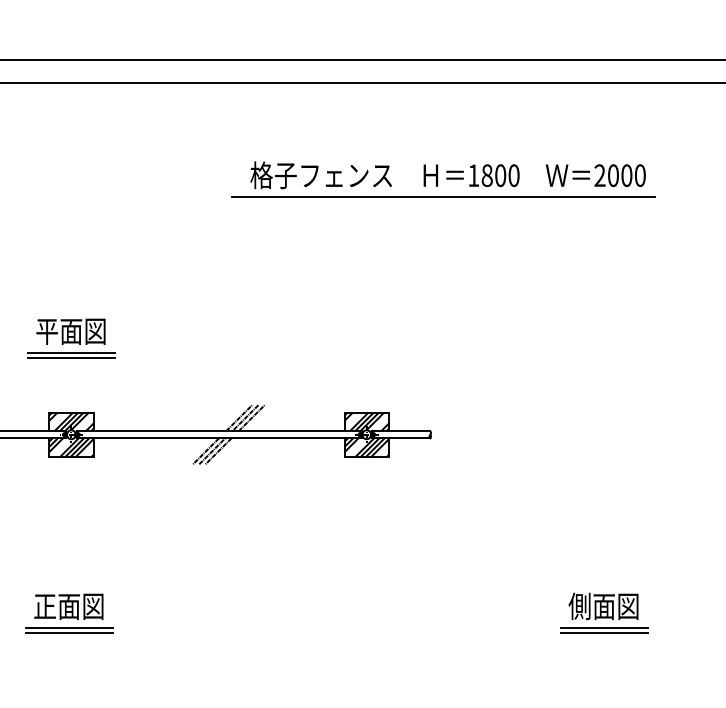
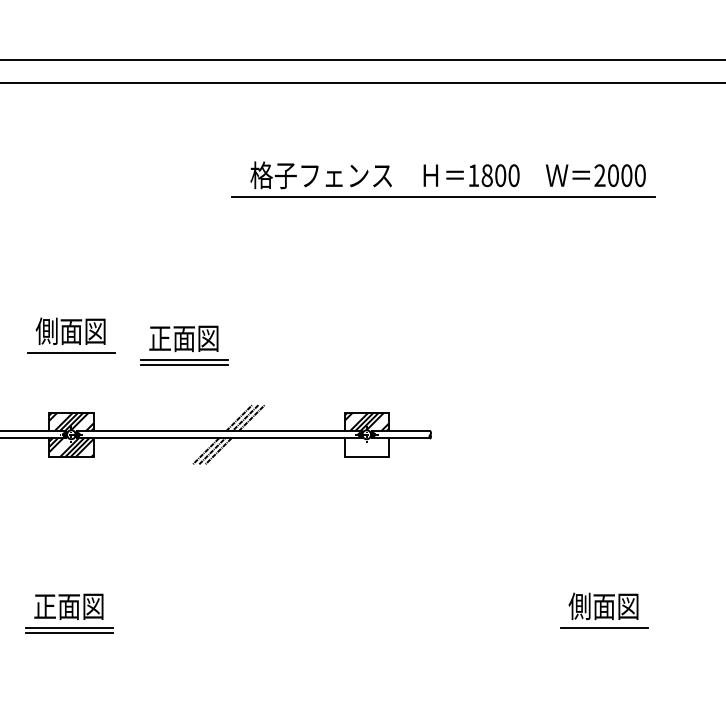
text: 平面図 -> 側面図 (46, 330)
part: none -> present (184, 345)
line: present -> none (71, 357)
hatch: present -> none (366, 447)
line: present -> none (603, 632)
